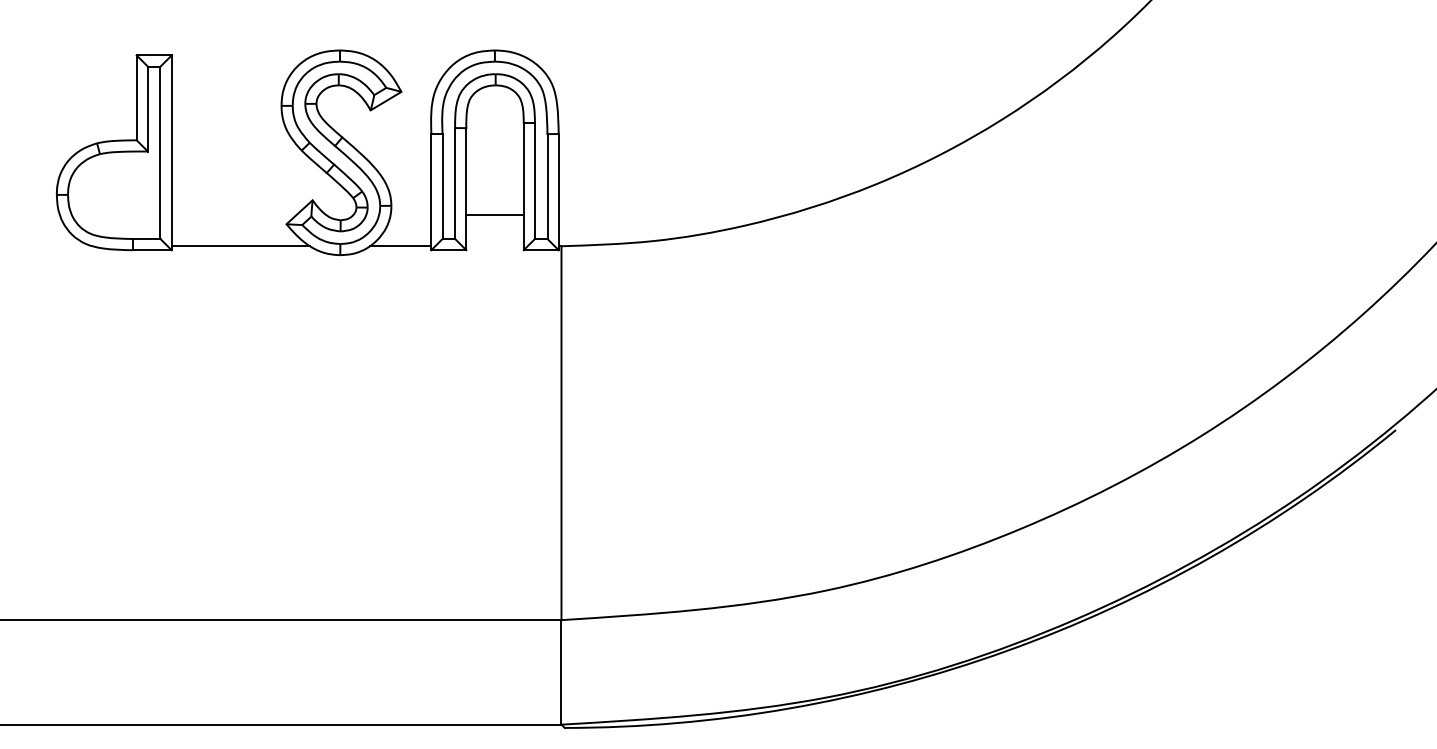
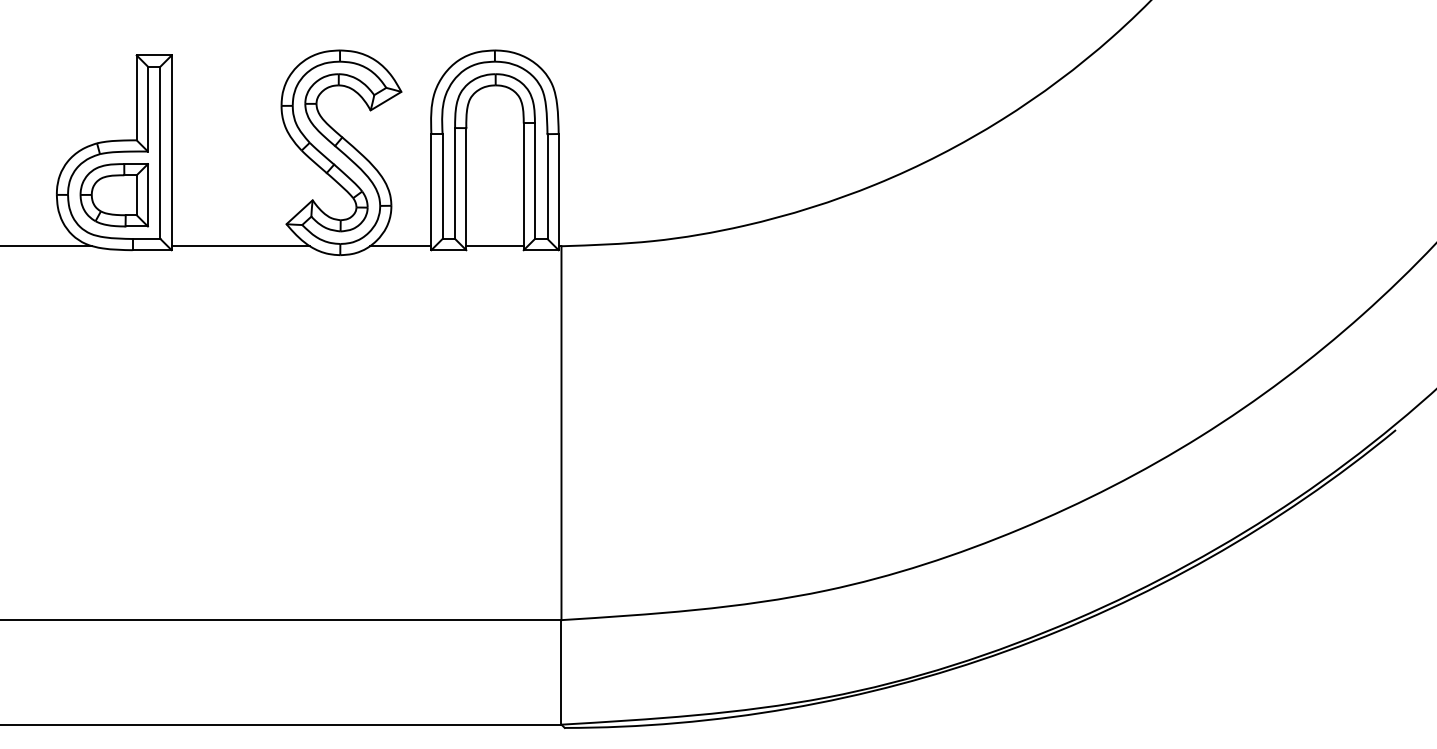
part: none -> present (113, 195)
line position: (494, 215) -> (494, 246) (494, 246)
line: none -> present (47, 246)
